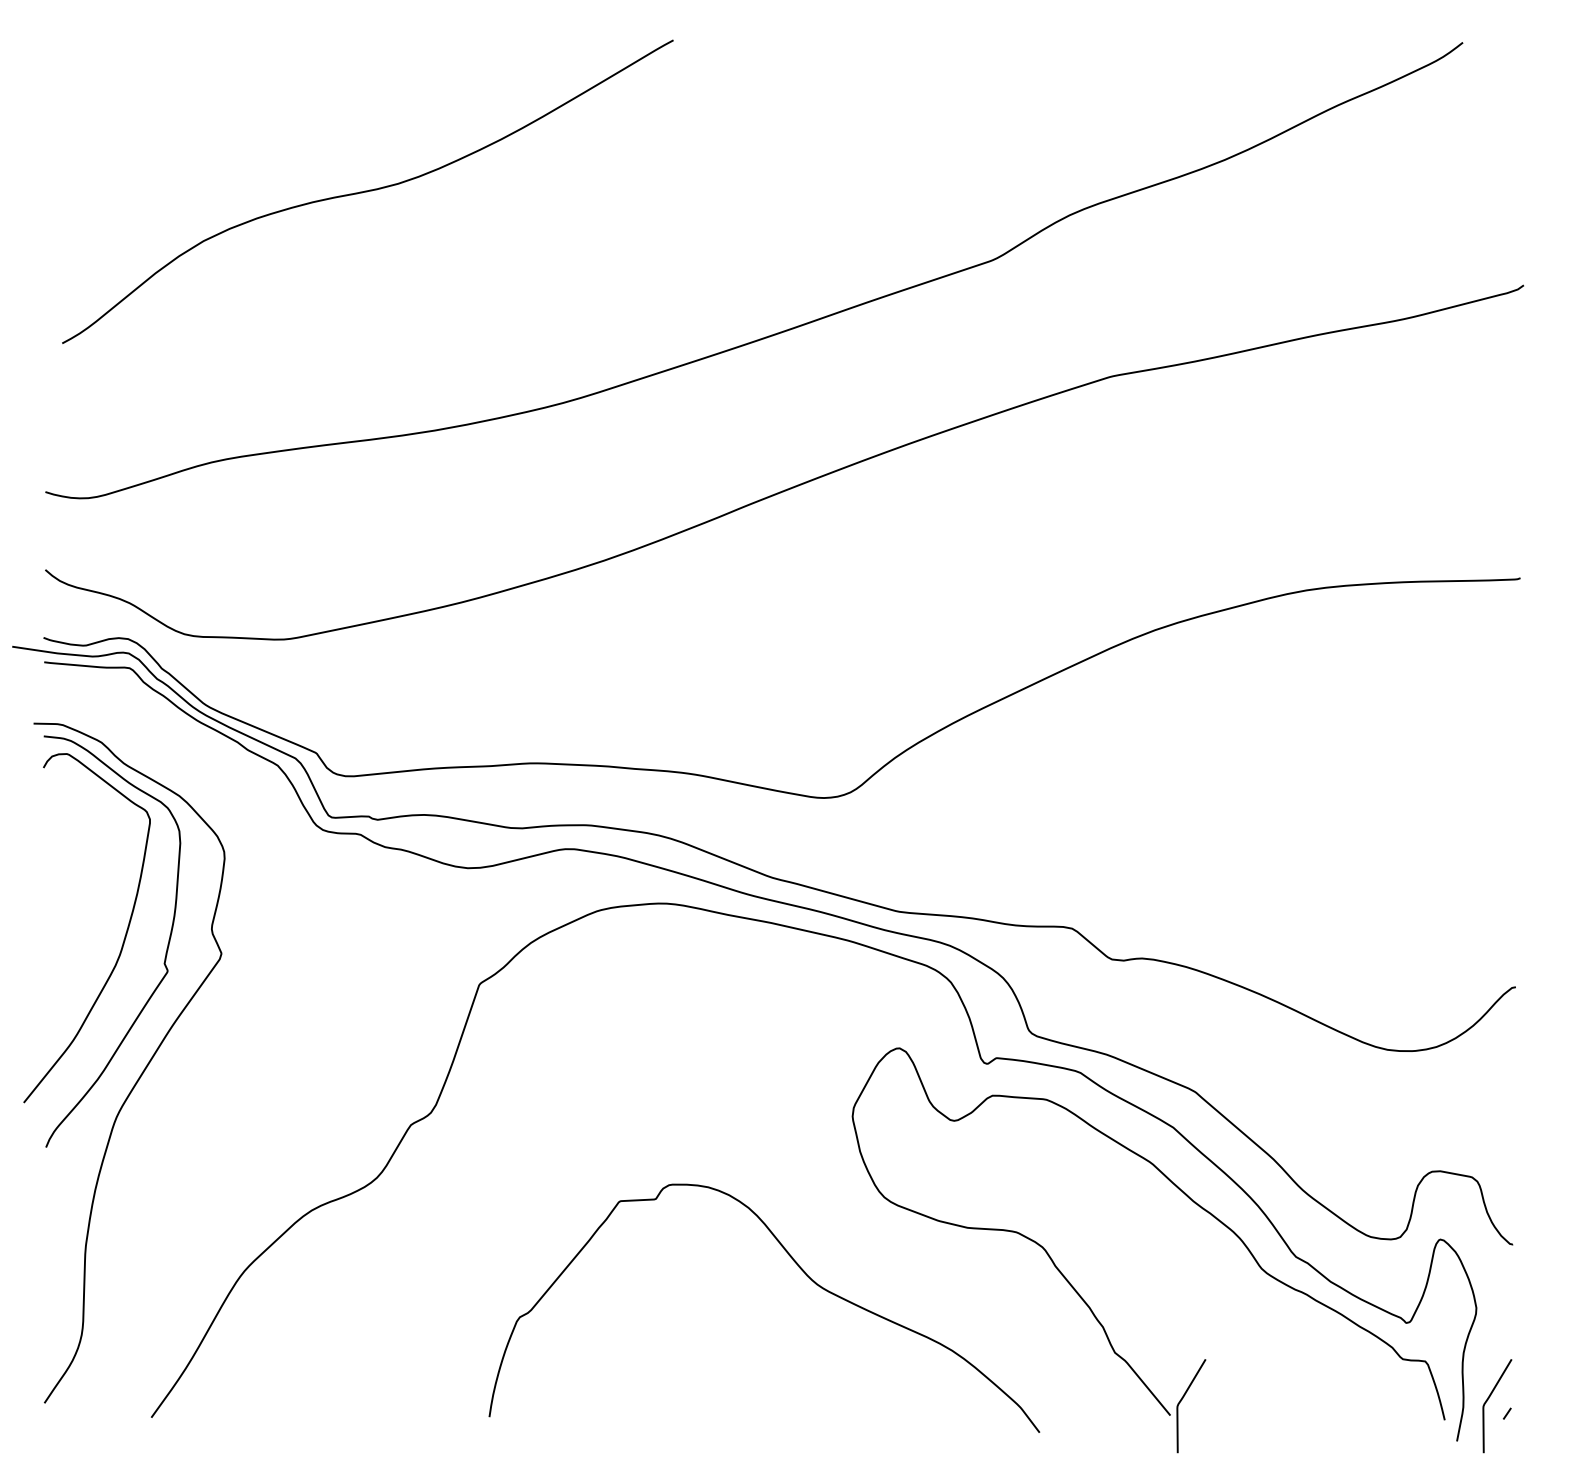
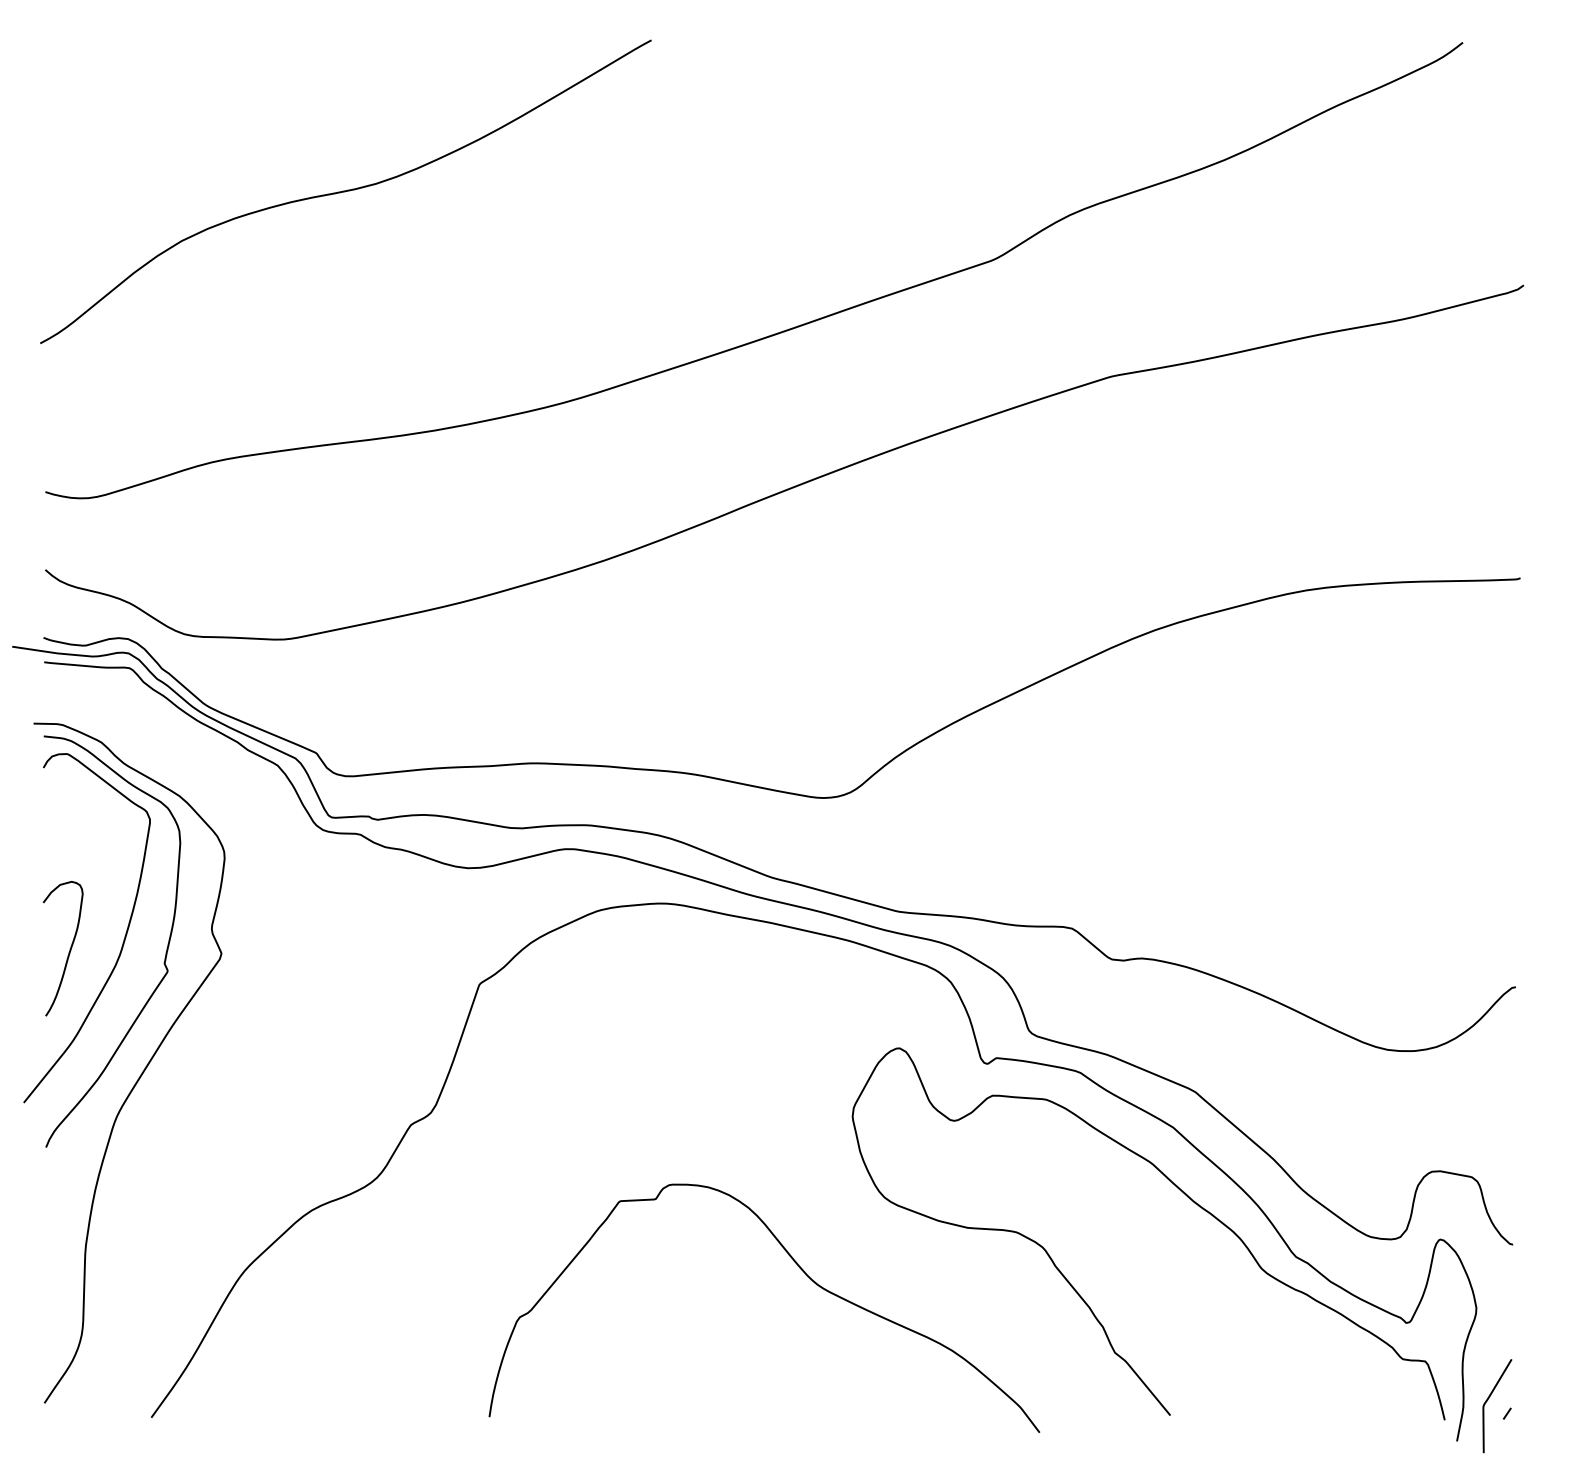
curve position: (367, 191) -> (345, 191) (345, 191)
curve: none -> present (69, 949)
curve: present -> none (1181, 1401)
